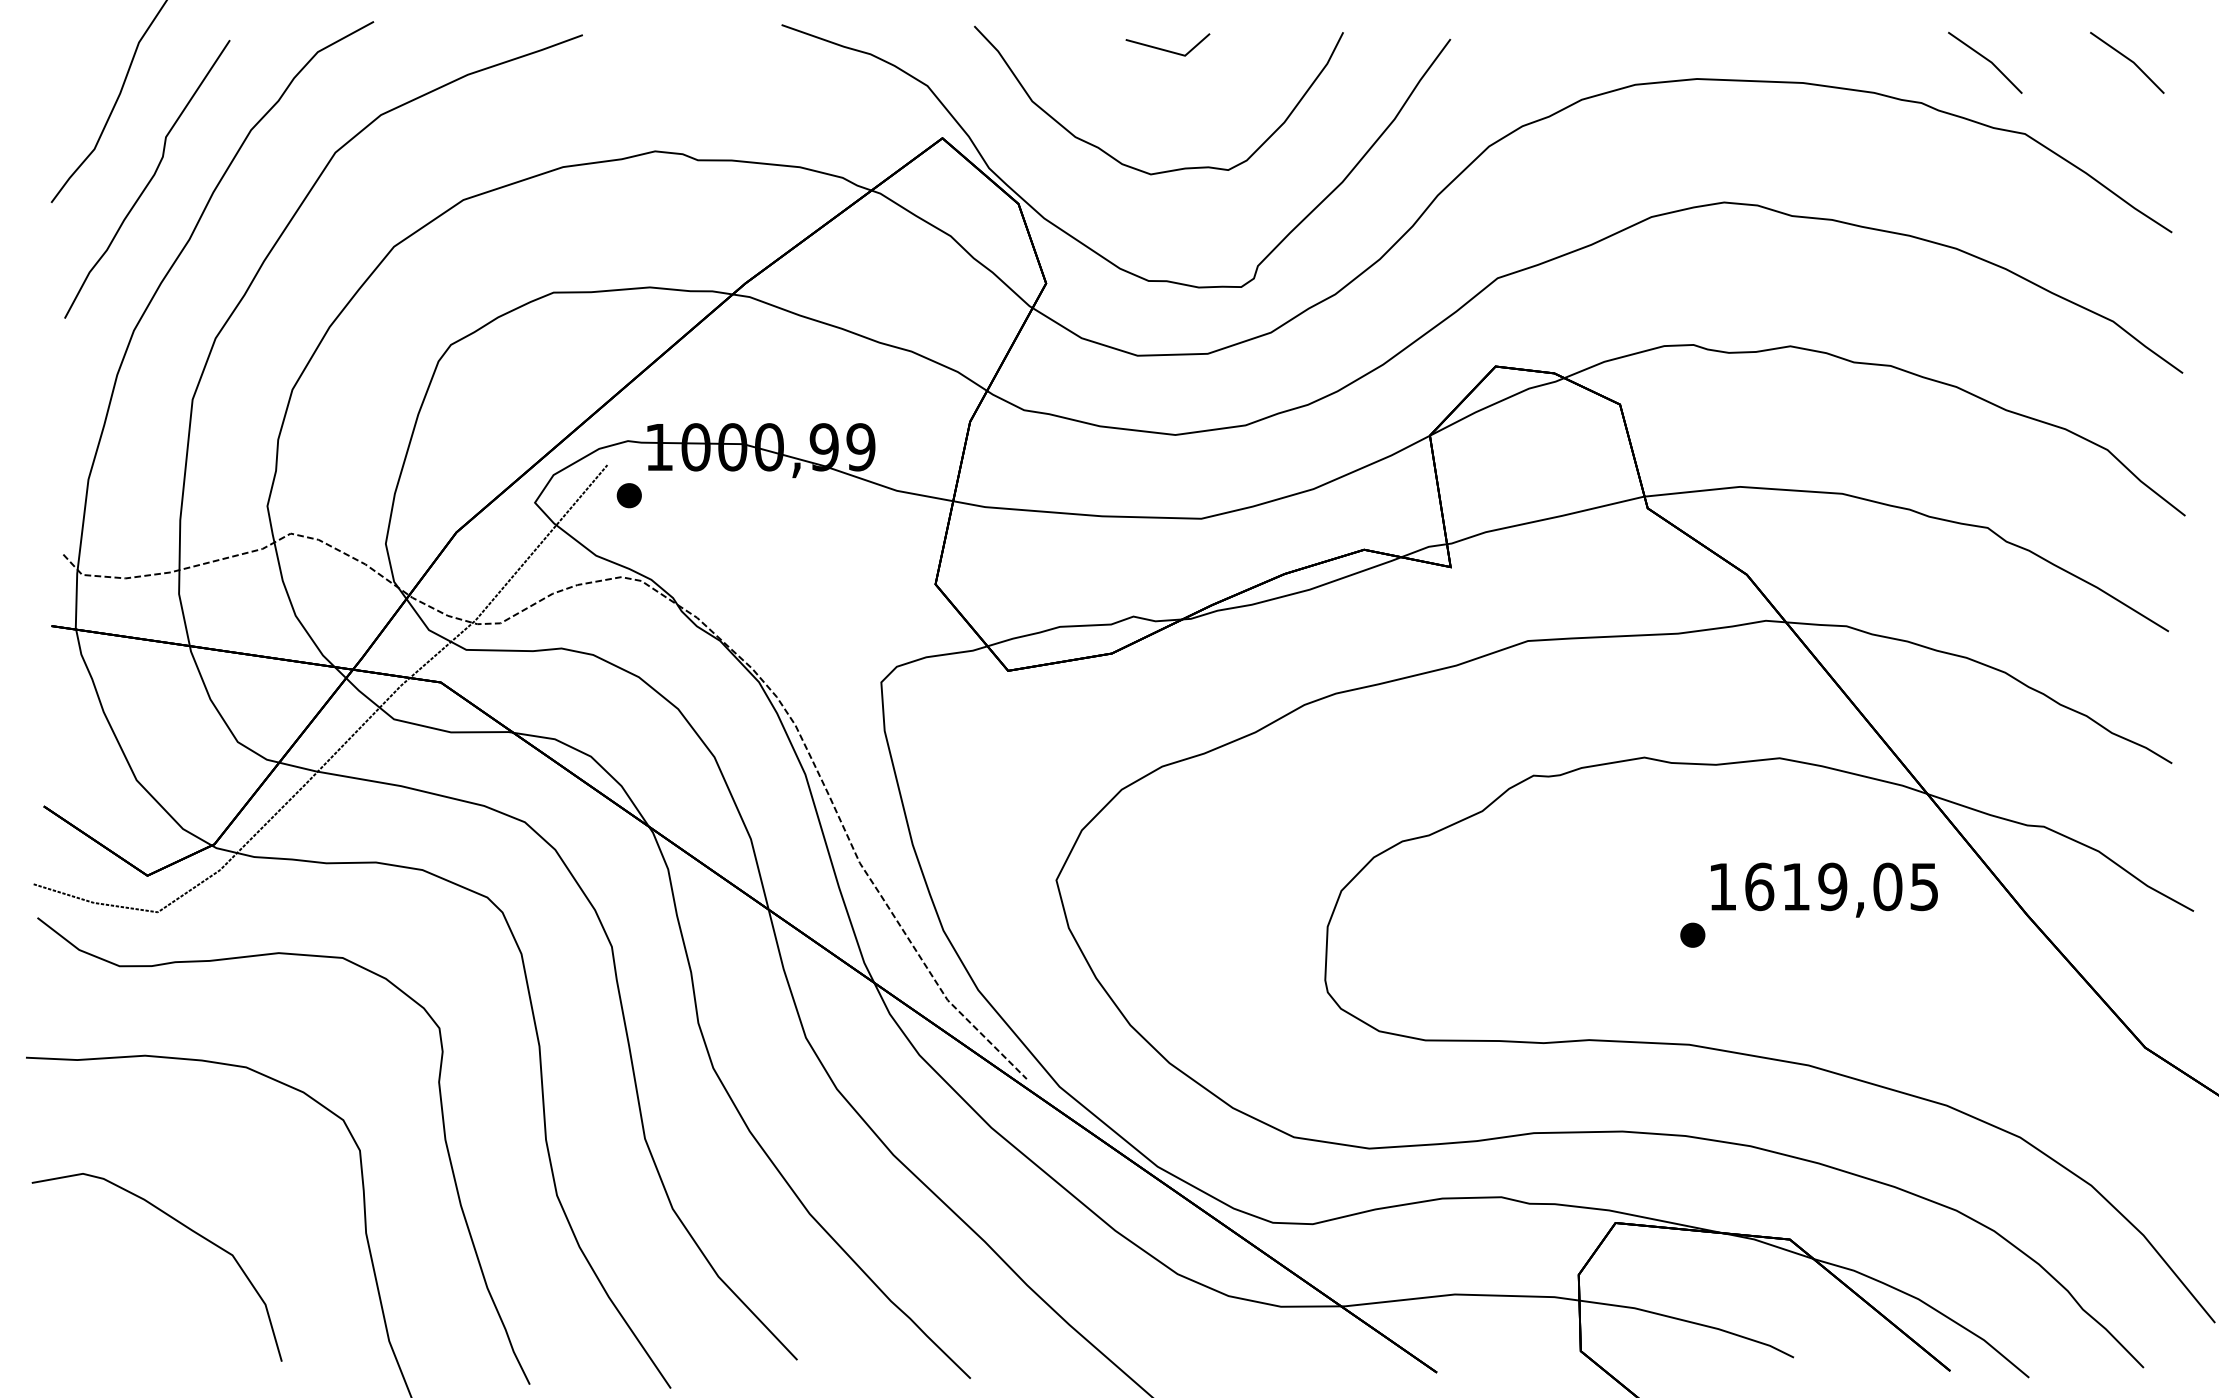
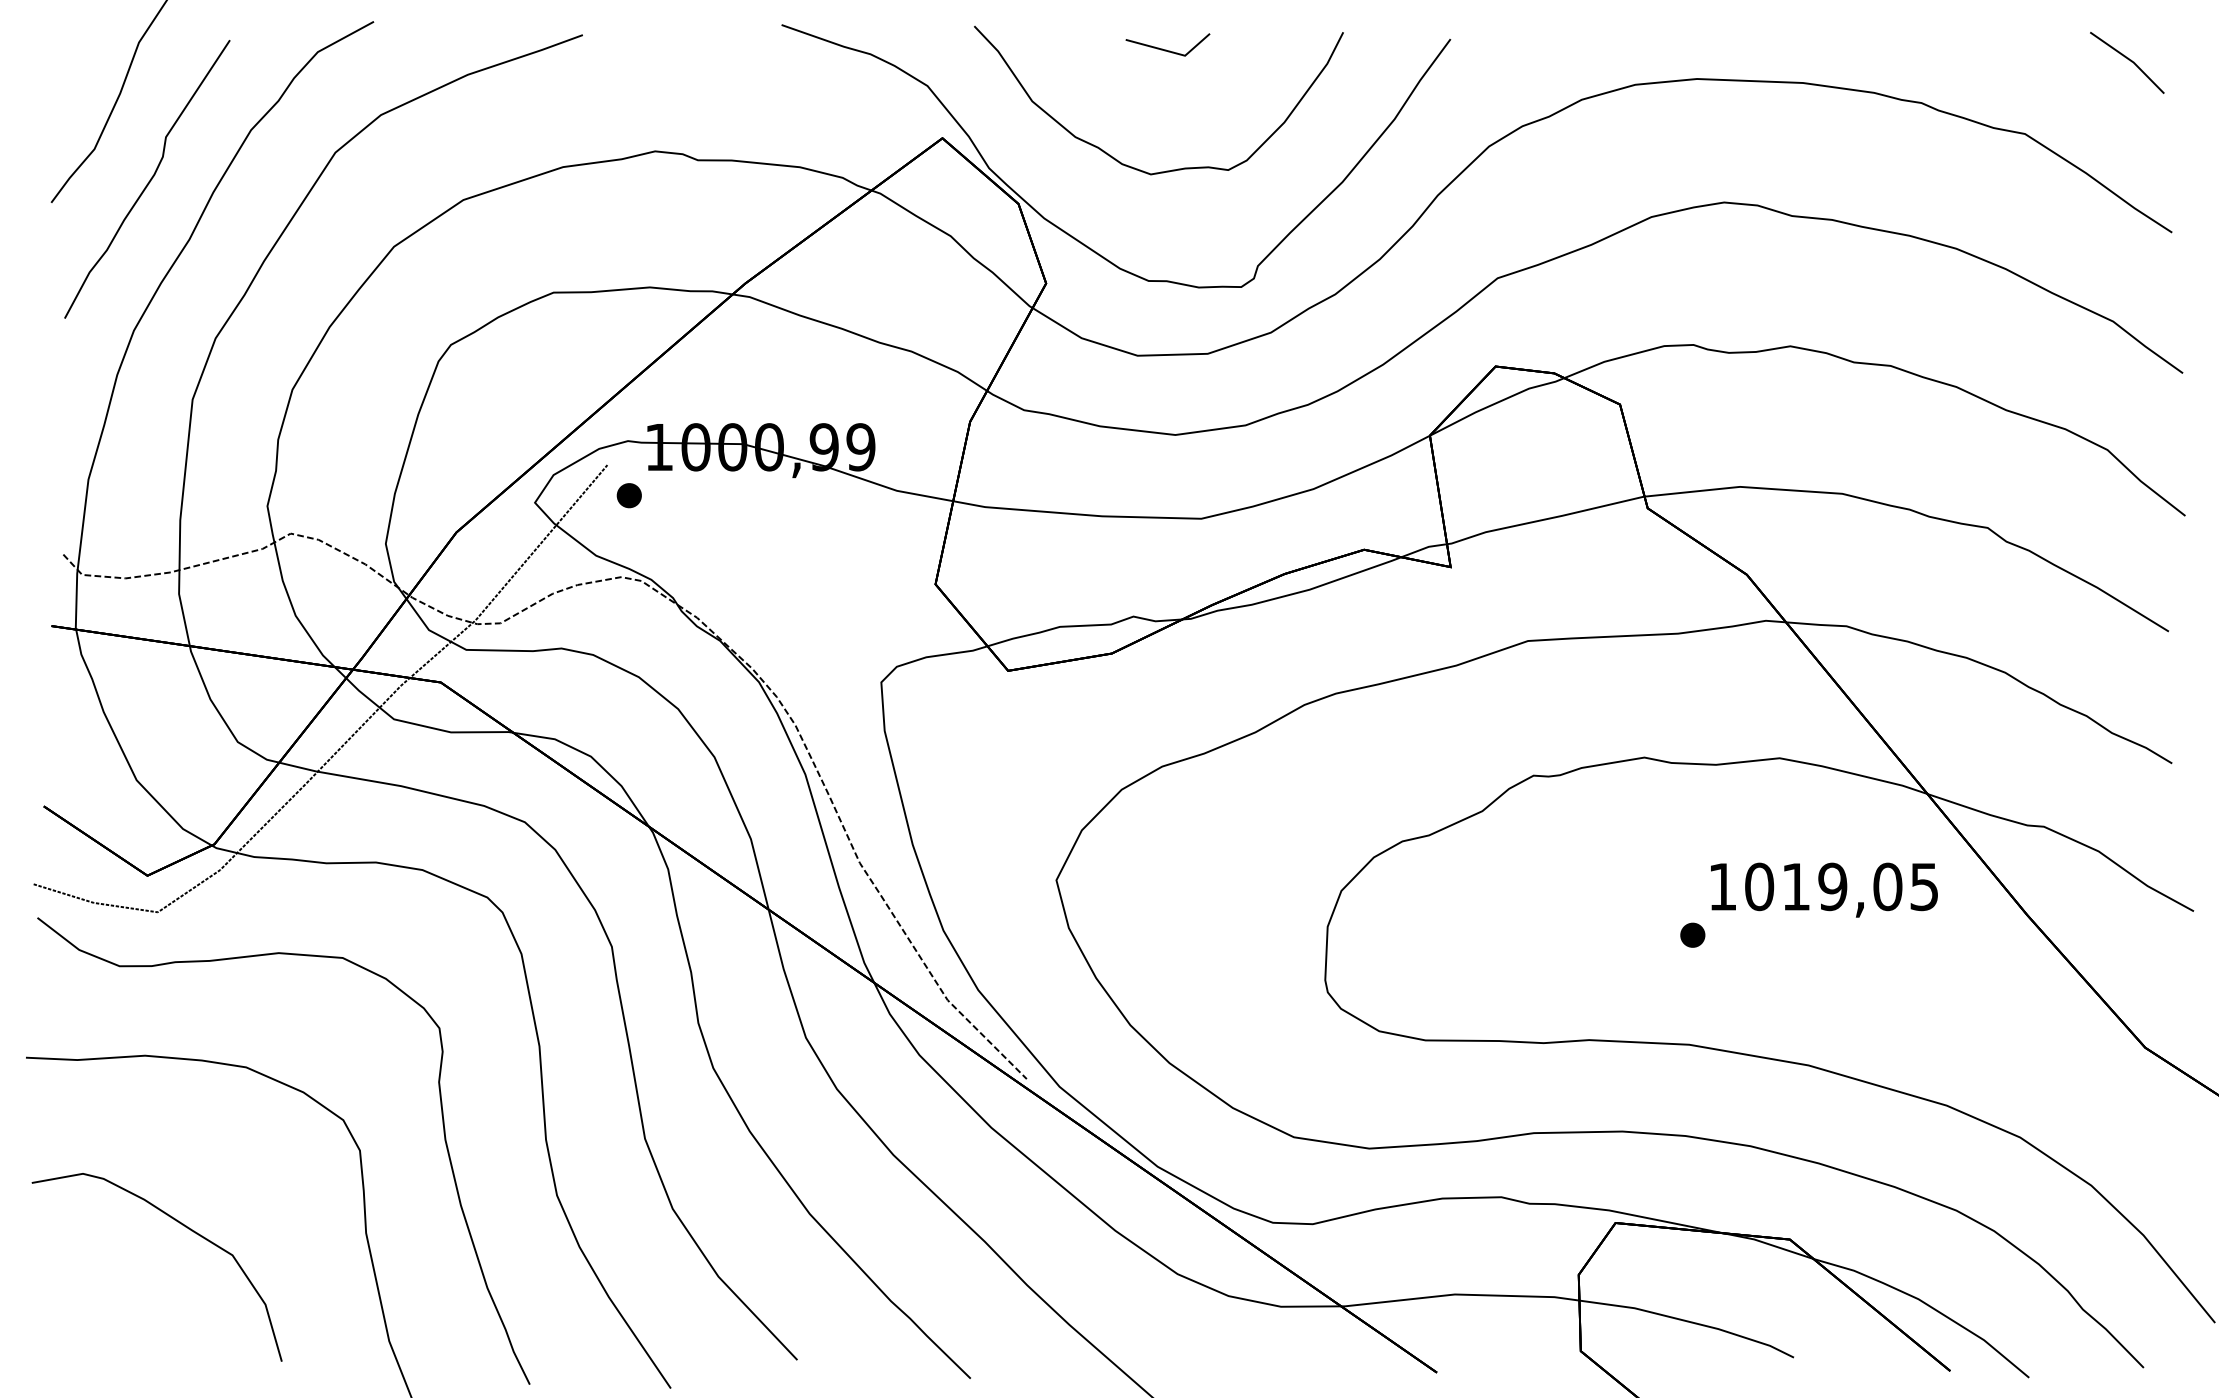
line: present -> none (1986, 60)
text: 1619,05 -> 1019,05 (1759, 886)
